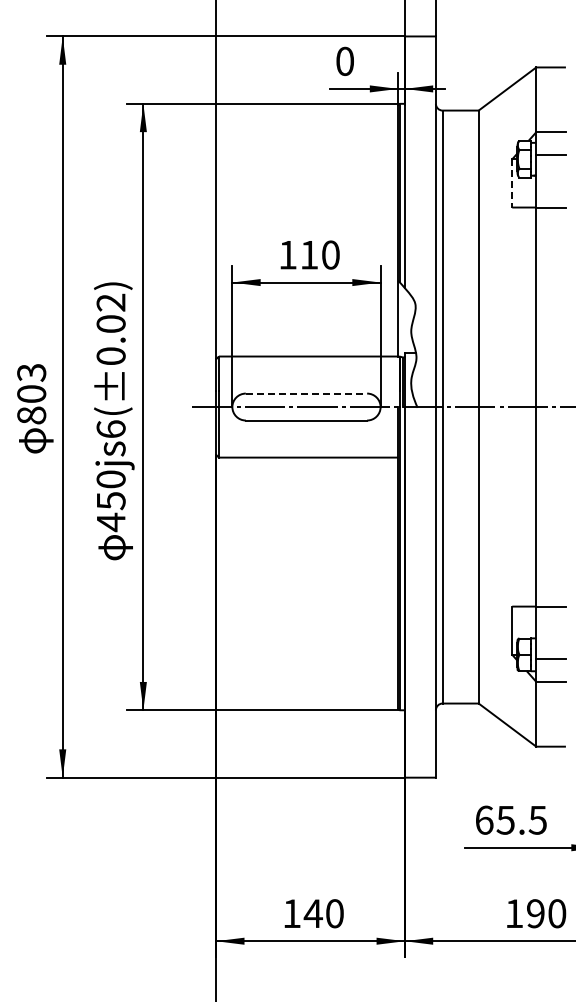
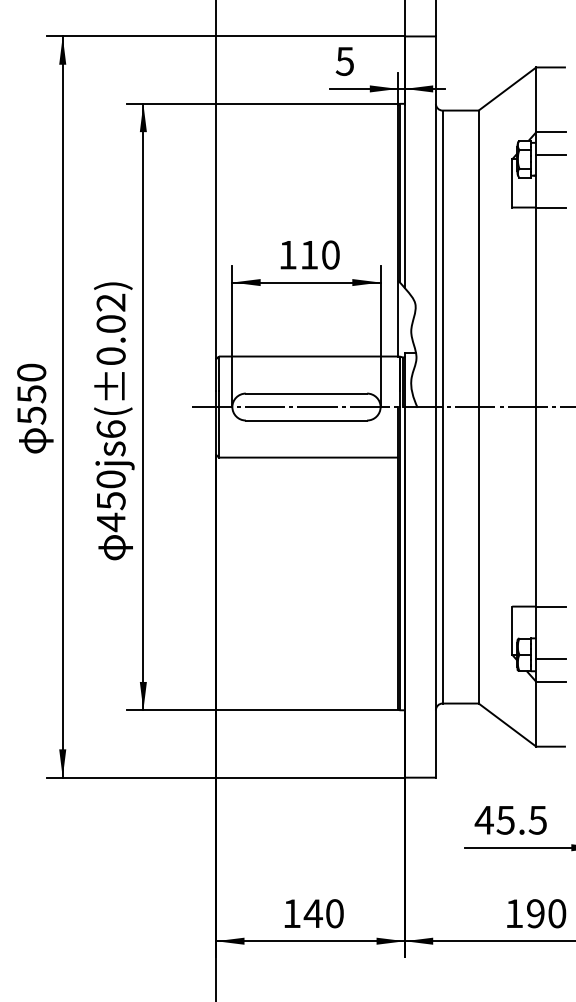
text: 0 -> 5 (344, 60)
line: dashed -> solid (512, 183)
text: 803 -> 550 (31, 393)
line: dashed -> solid (306, 393)
text: 65.5 -> 45.5 (483, 819)
